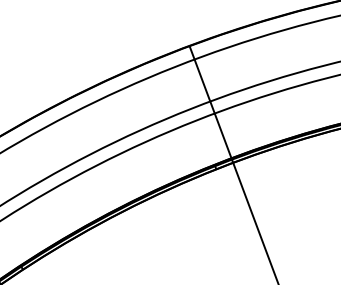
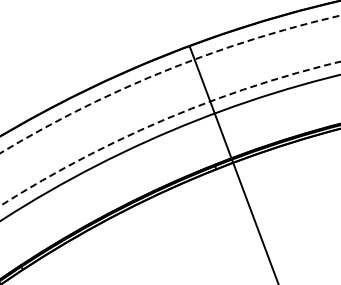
circle: solid -> dashed (170, 84)
circle: solid -> dashed (170, 133)
